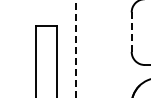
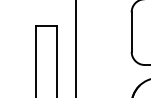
line: dashed -> solid (131, 32)
line: dashed -> solid (76, 49)
